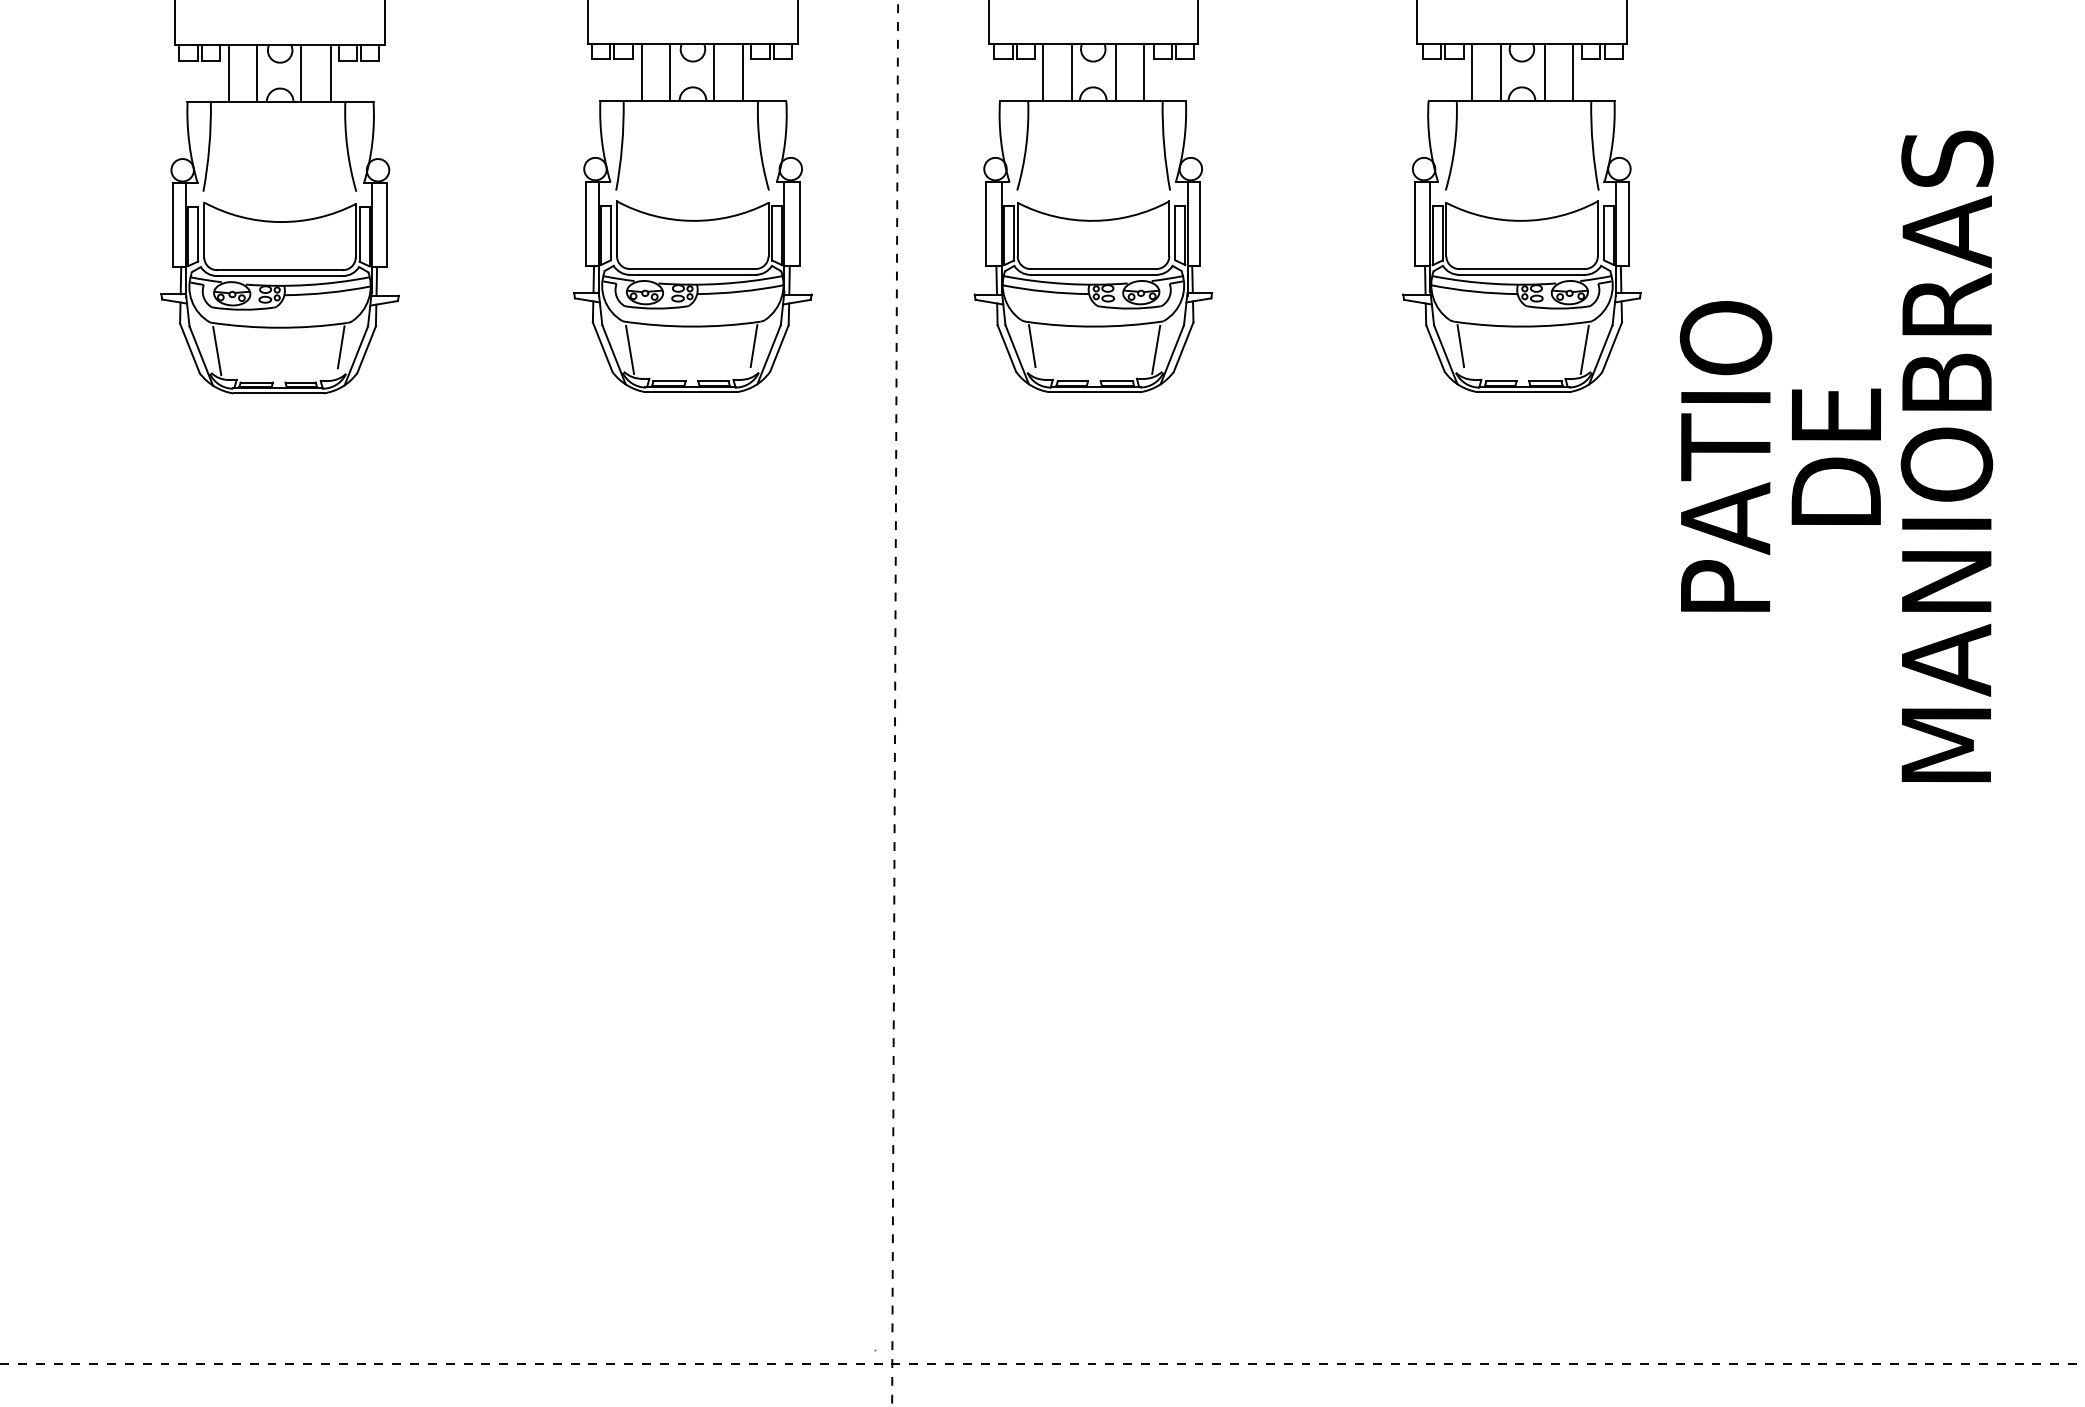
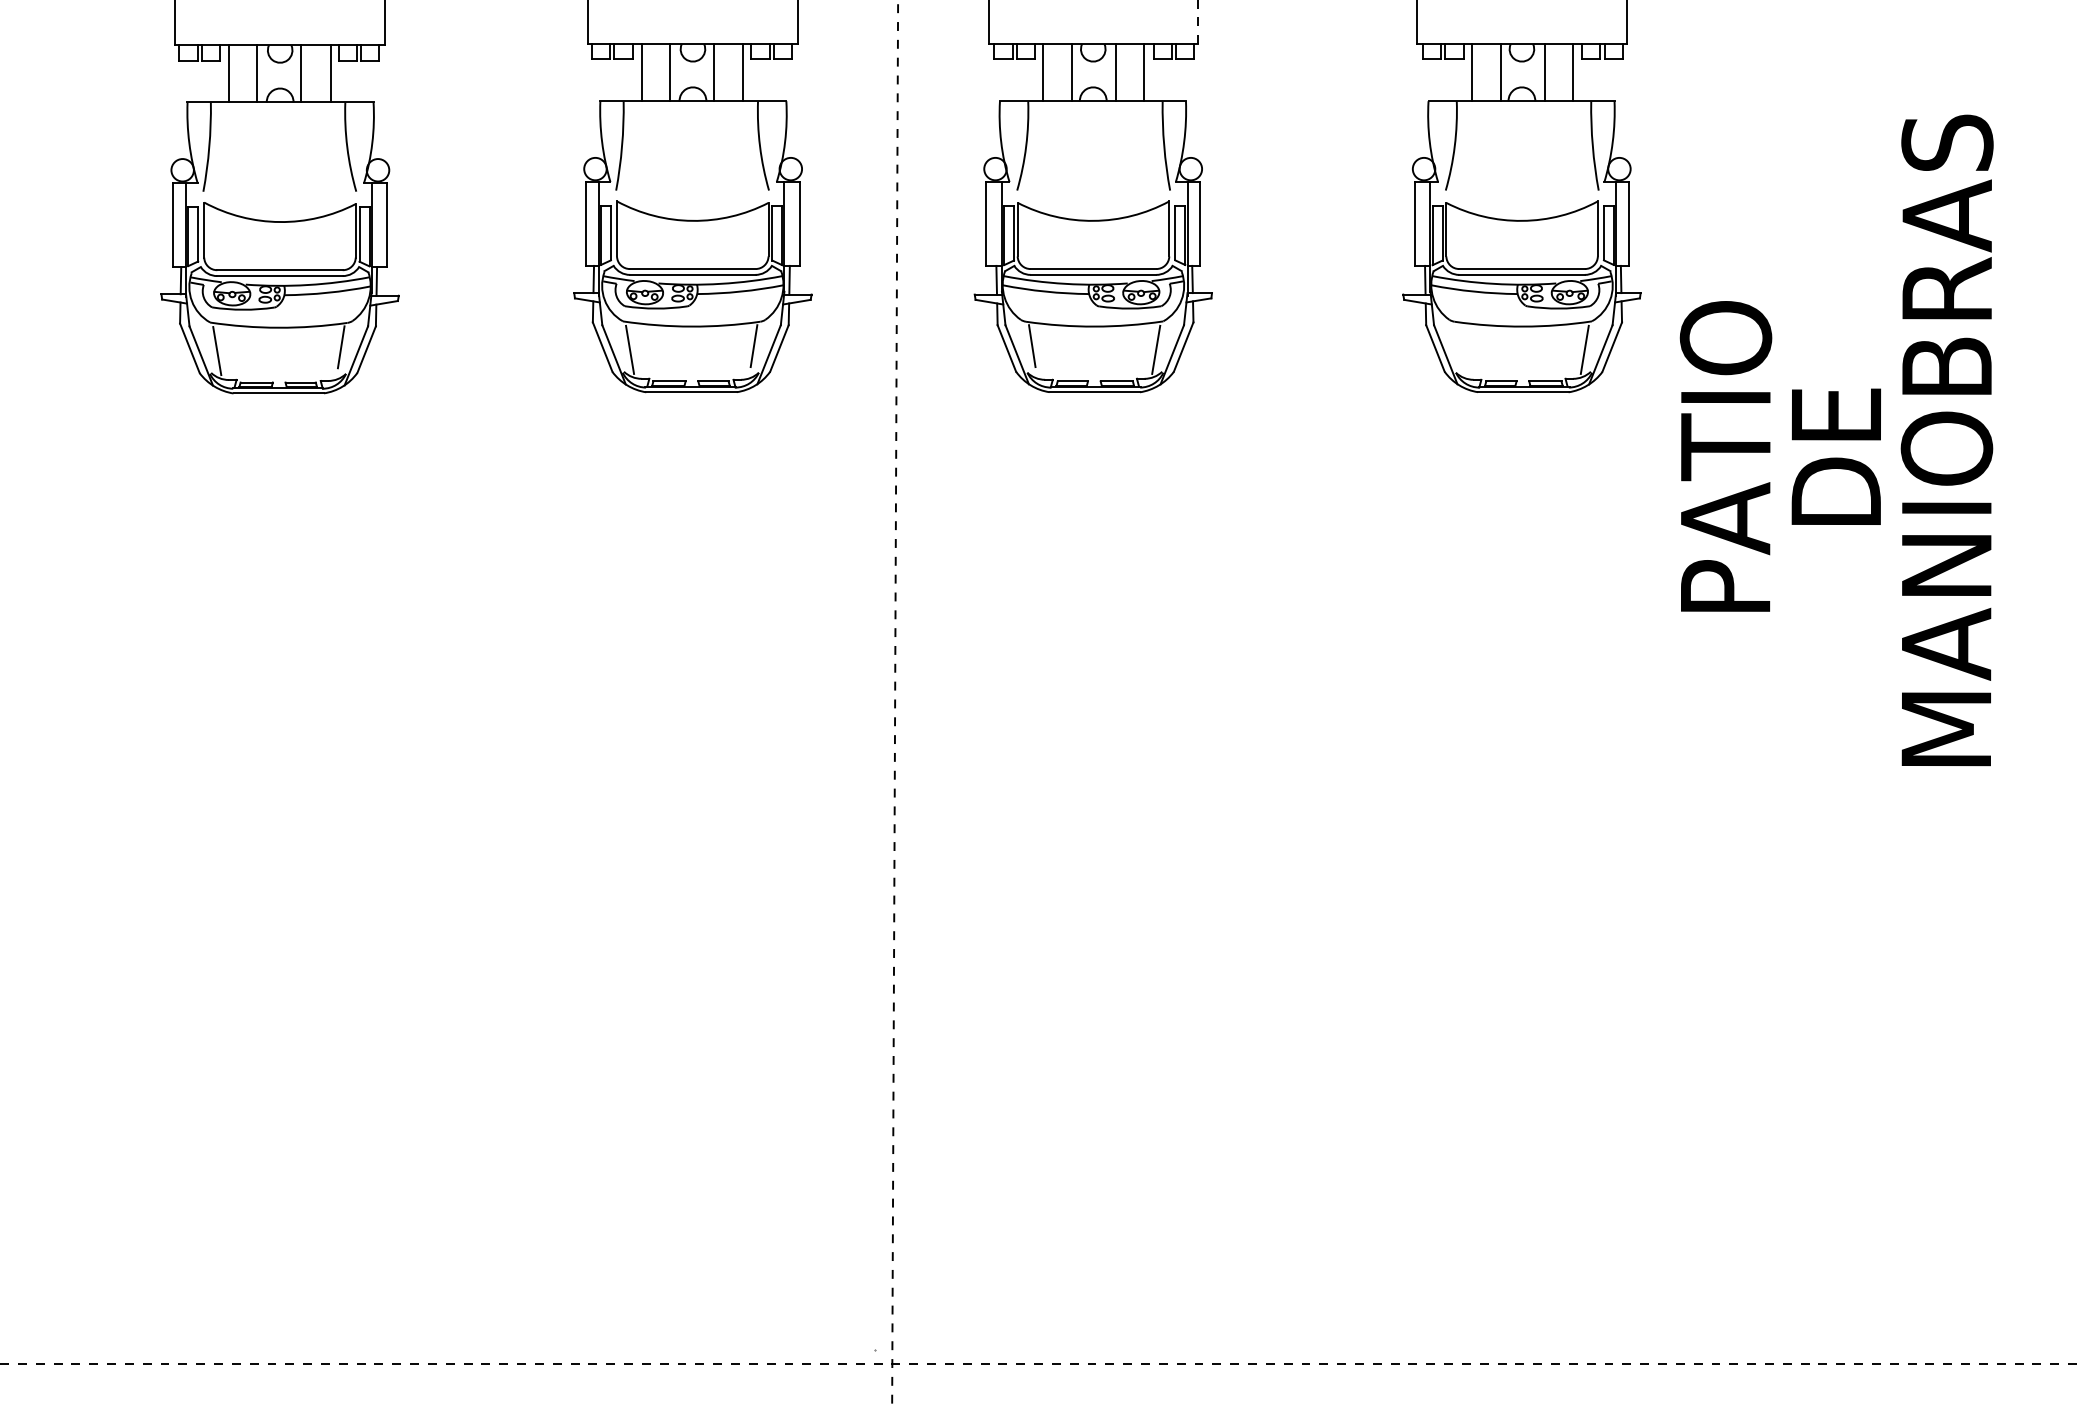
line: solid -> dashed (1198, 22)
line: present -> none (1460, 346)
text position: (1946, 456) -> (1946, 440) (1946, 440)
